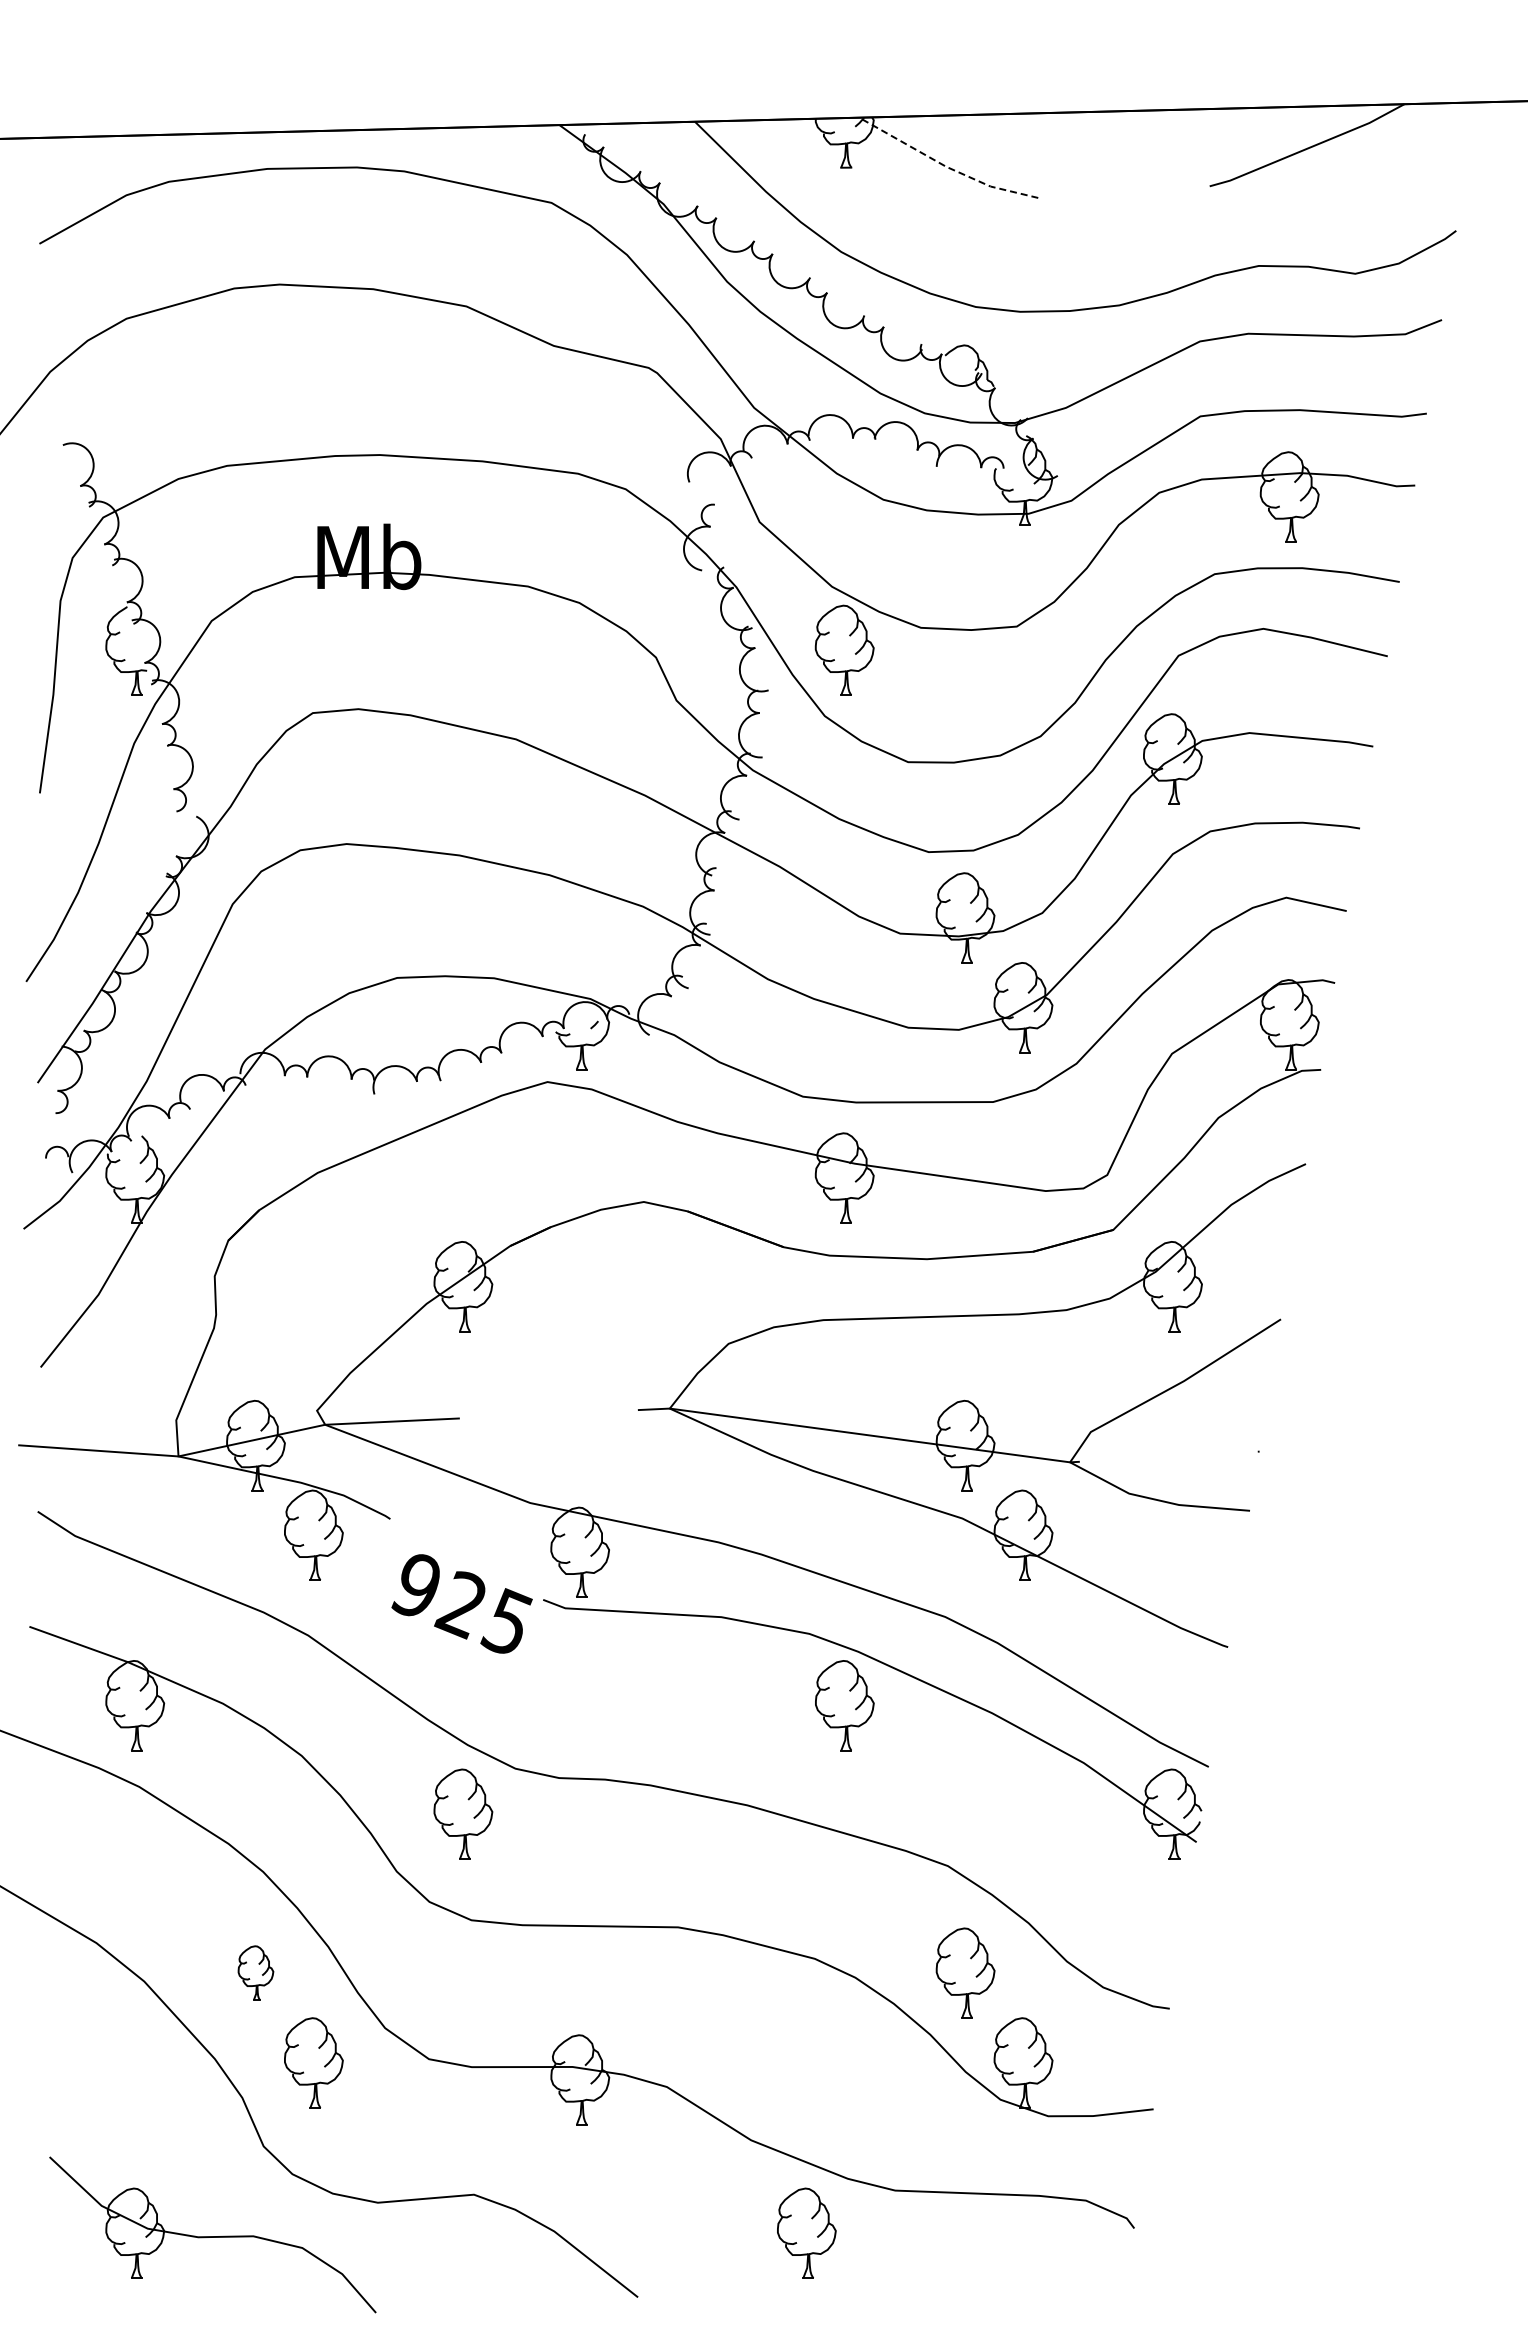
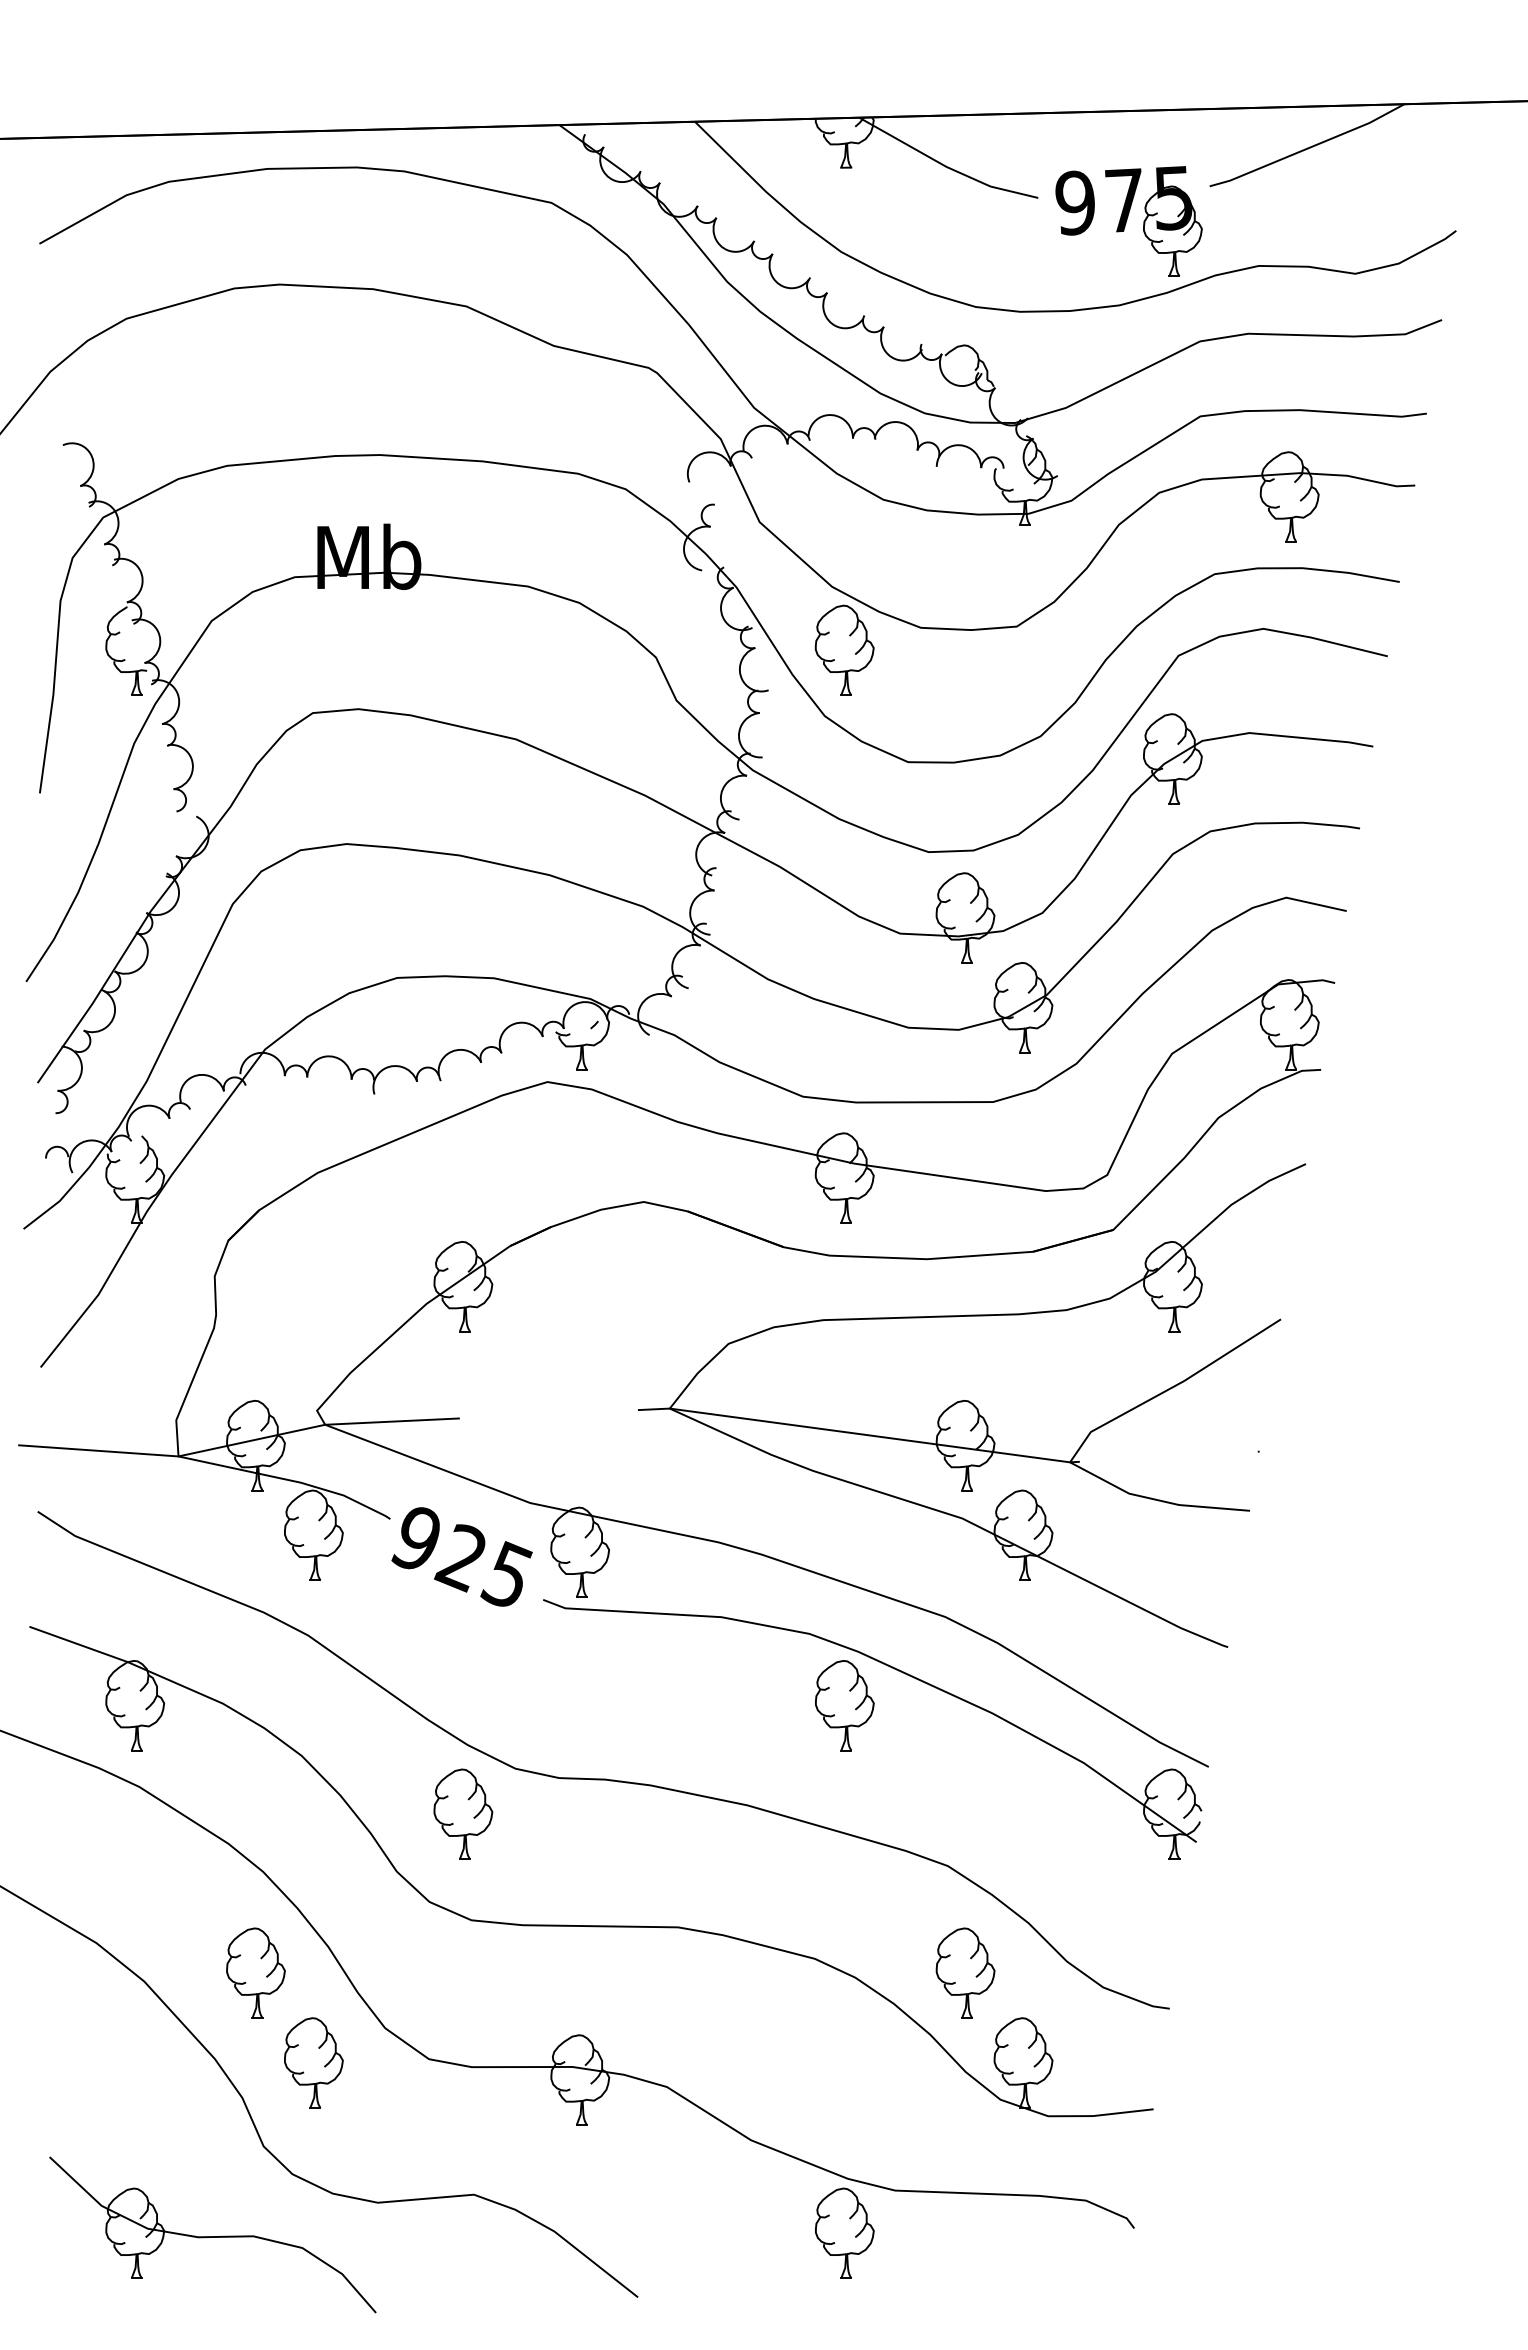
line: dashed -> solid (946, 166)
part: none -> present (1128, 221)
text position: (461, 1603) -> (461, 1556) (461, 1556)
part size: 38x56 px -> 60x92 px (255, 1972)
part position: (806, 2232) -> (844, 2232) (844, 2232)
